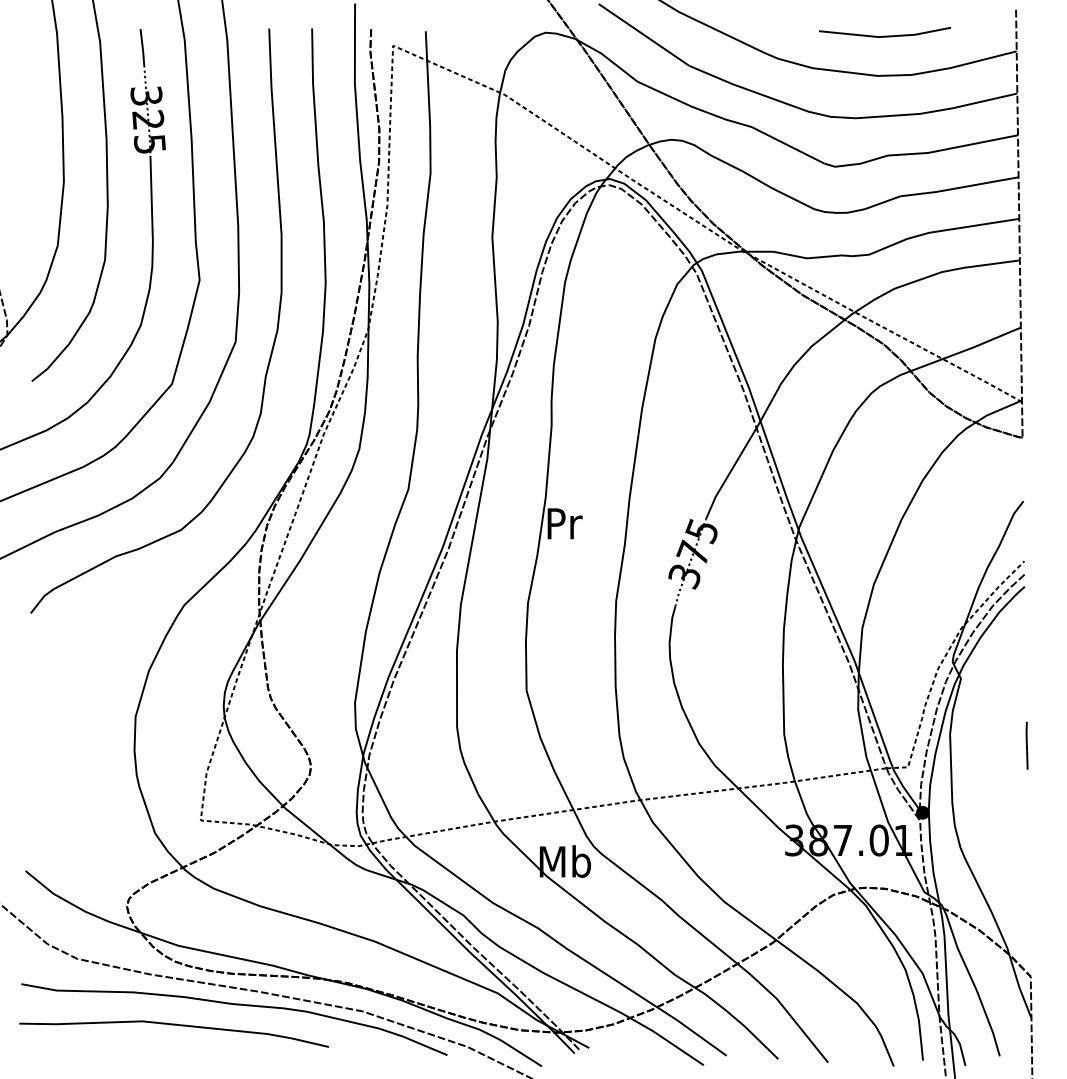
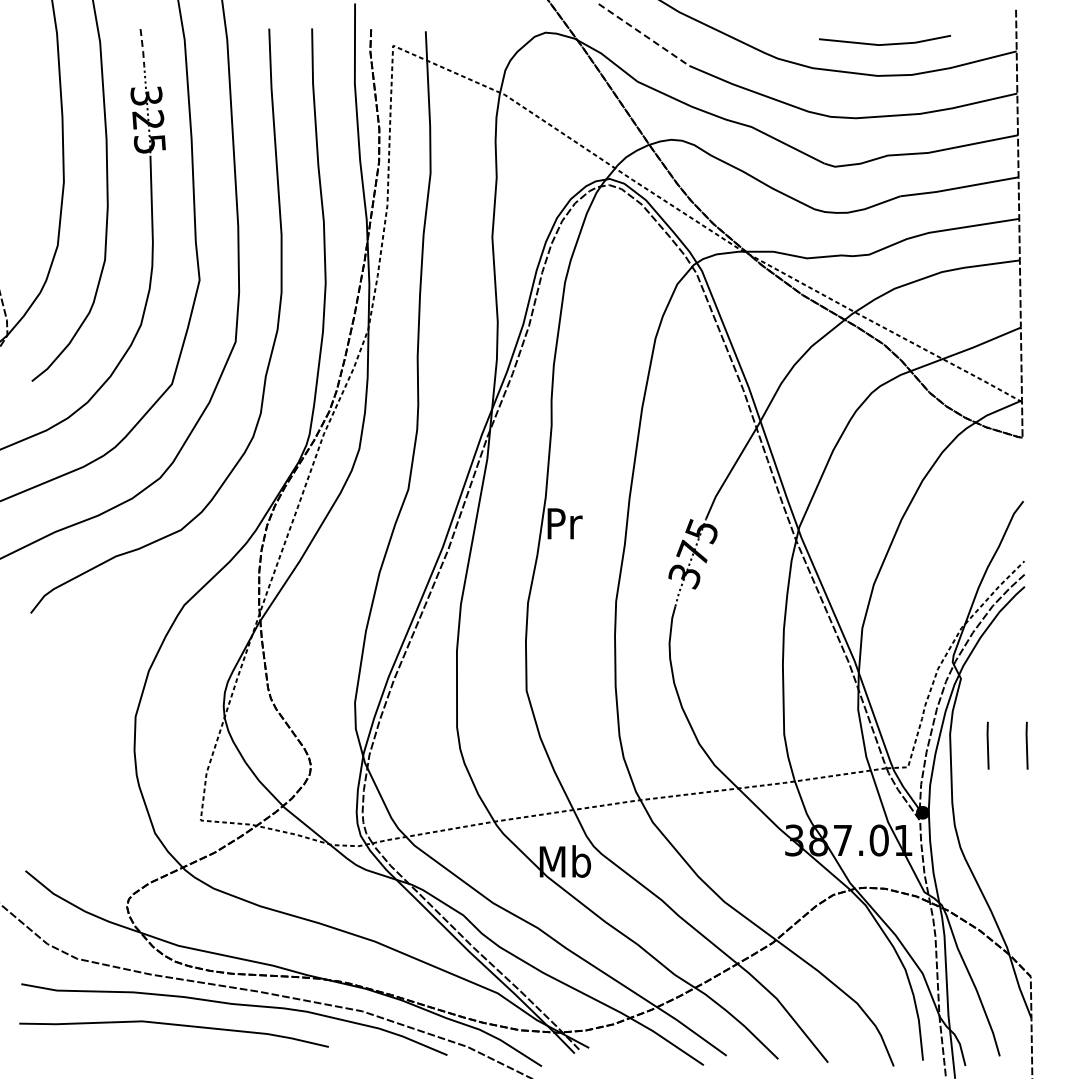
line: solid -> dashed (644, 34)
line position: (885, 35) -> (885, 43) (885, 43)
line: solid -> dashed (142, 47)
line: none -> present (987, 745)
